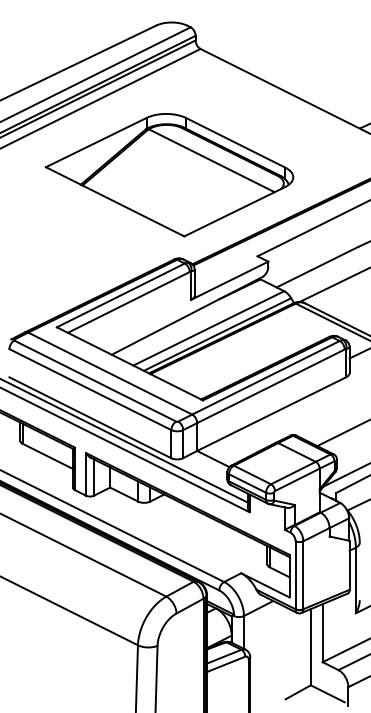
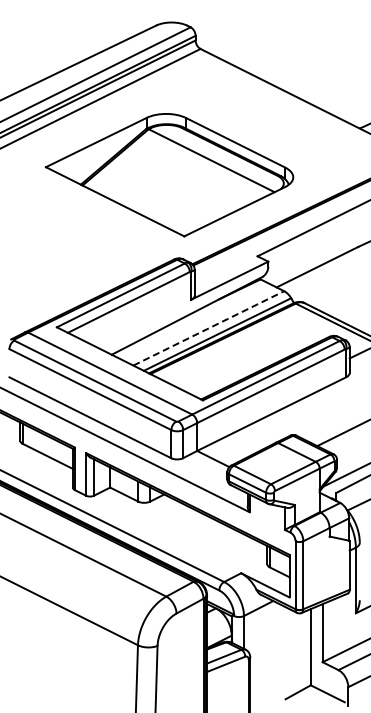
line: present -> none (333, 285)
line: solid -> dashed (209, 328)
line: present -> none (124, 440)
